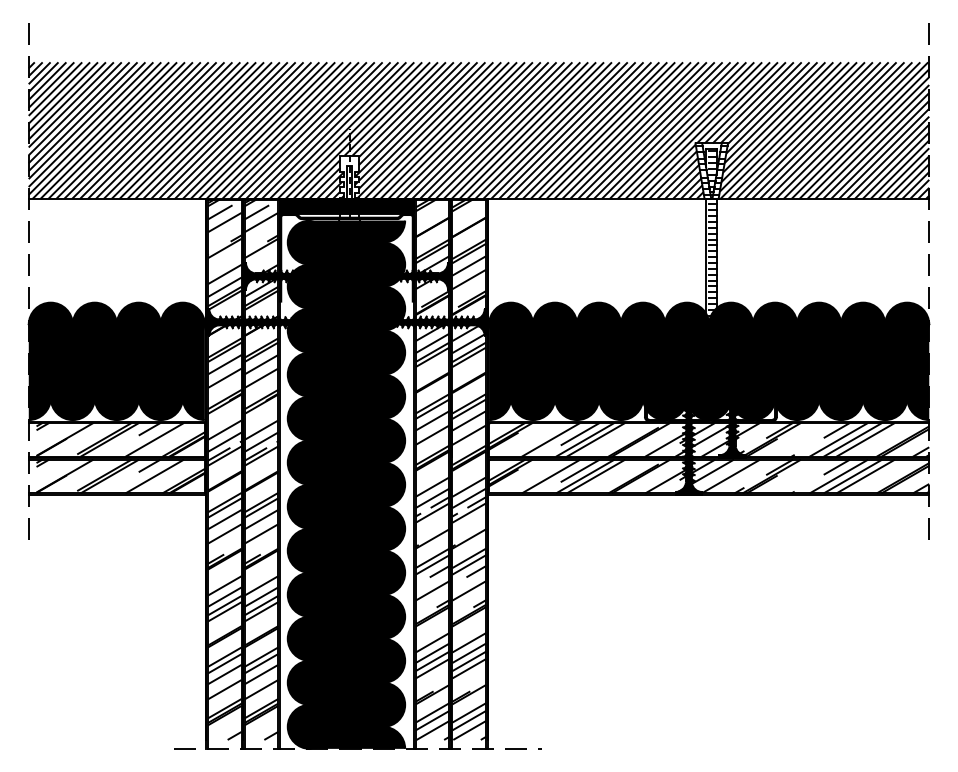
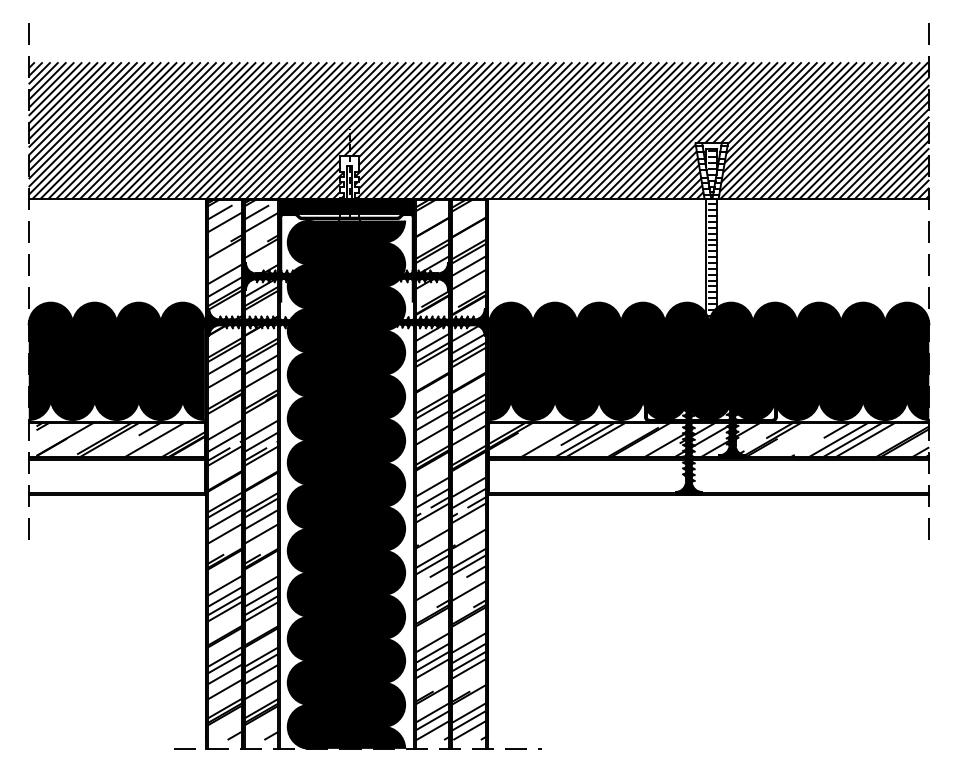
hatch: present -> none (121, 476)
hatch: present -> none (708, 476)
